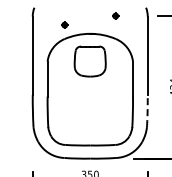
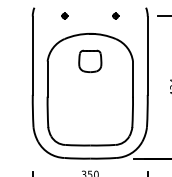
part position: (64, 24) -> (64, 15) (64, 15)
part size: 34x33 px -> 25x24 px (90, 60)
arc: dashed -> solid (147, 111)
